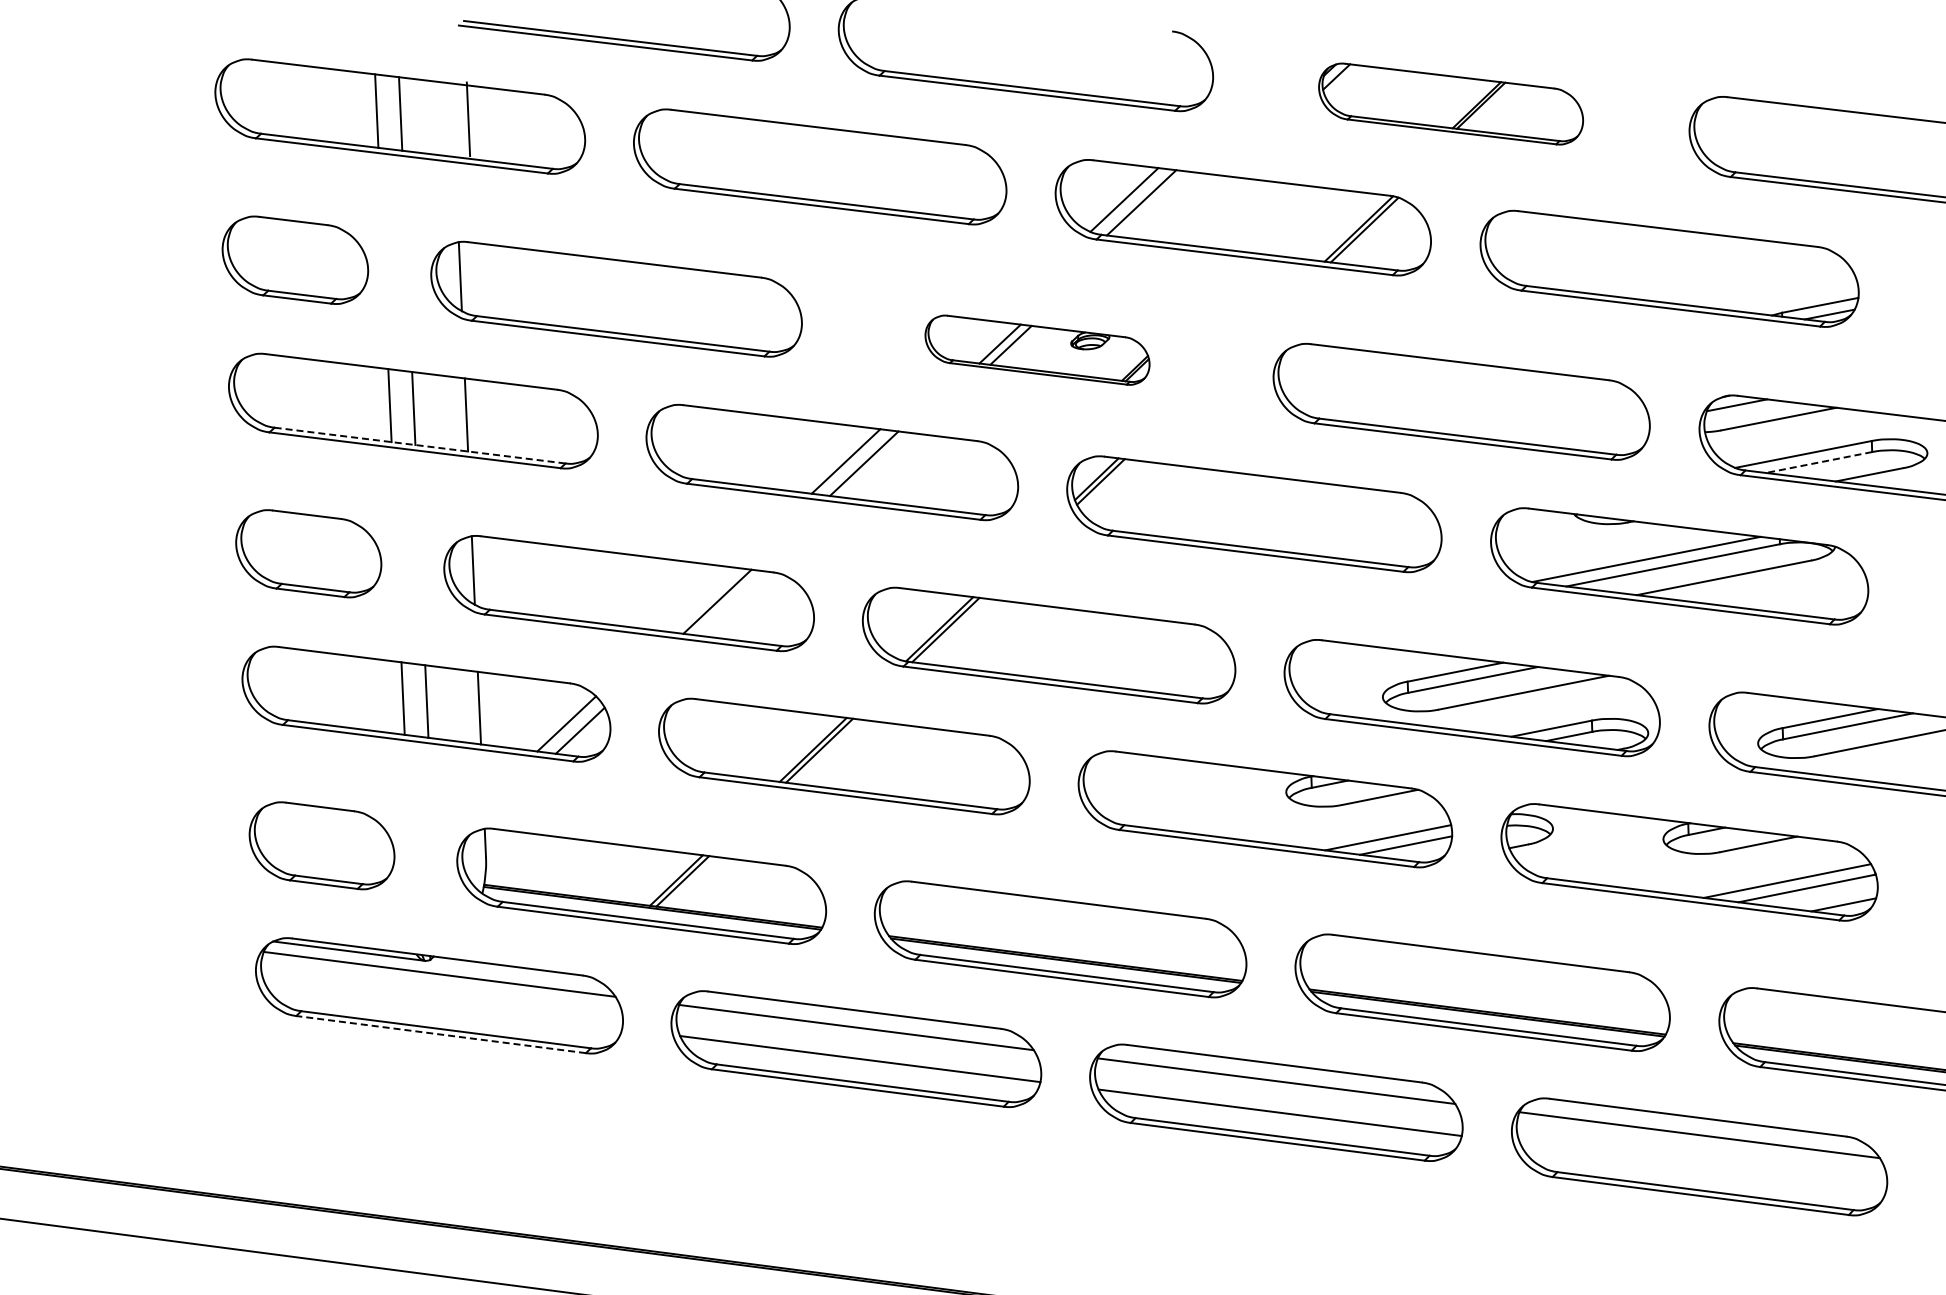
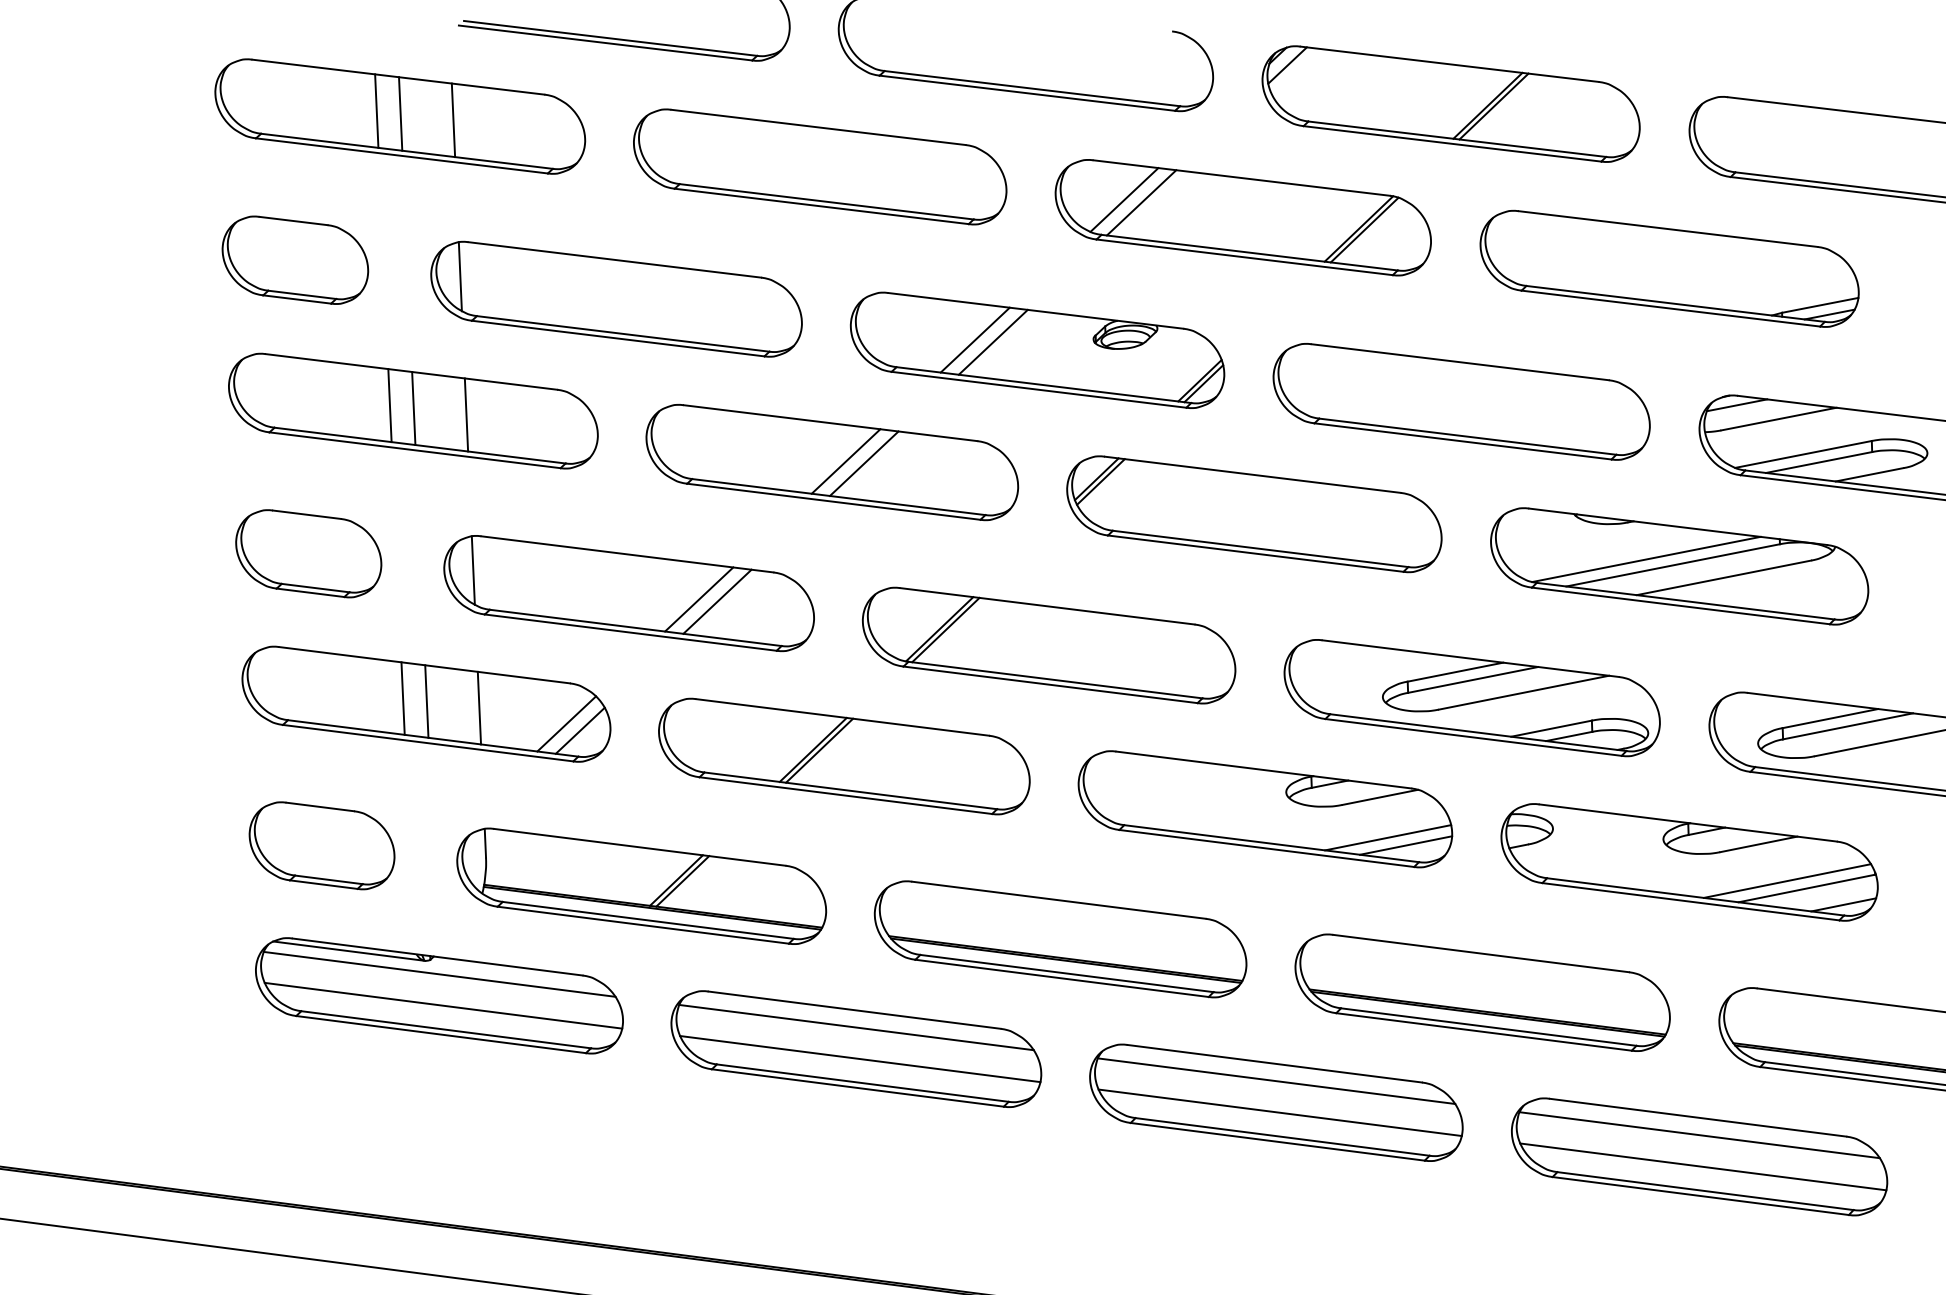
part size: 266x84 px -> 380x118 px (1450, 103)
line position: (468, 119) -> (453, 120) (453, 120)
part size: 227x72 px -> 377x118 px (1037, 349)
line: dashed -> solid (420, 445)
line: dashed -> solid (1818, 462)
line: none -> present (699, 599)
line: none -> present (443, 1005)
line: dashed -> solid (440, 1034)
line: none -> present (1703, 1166)
